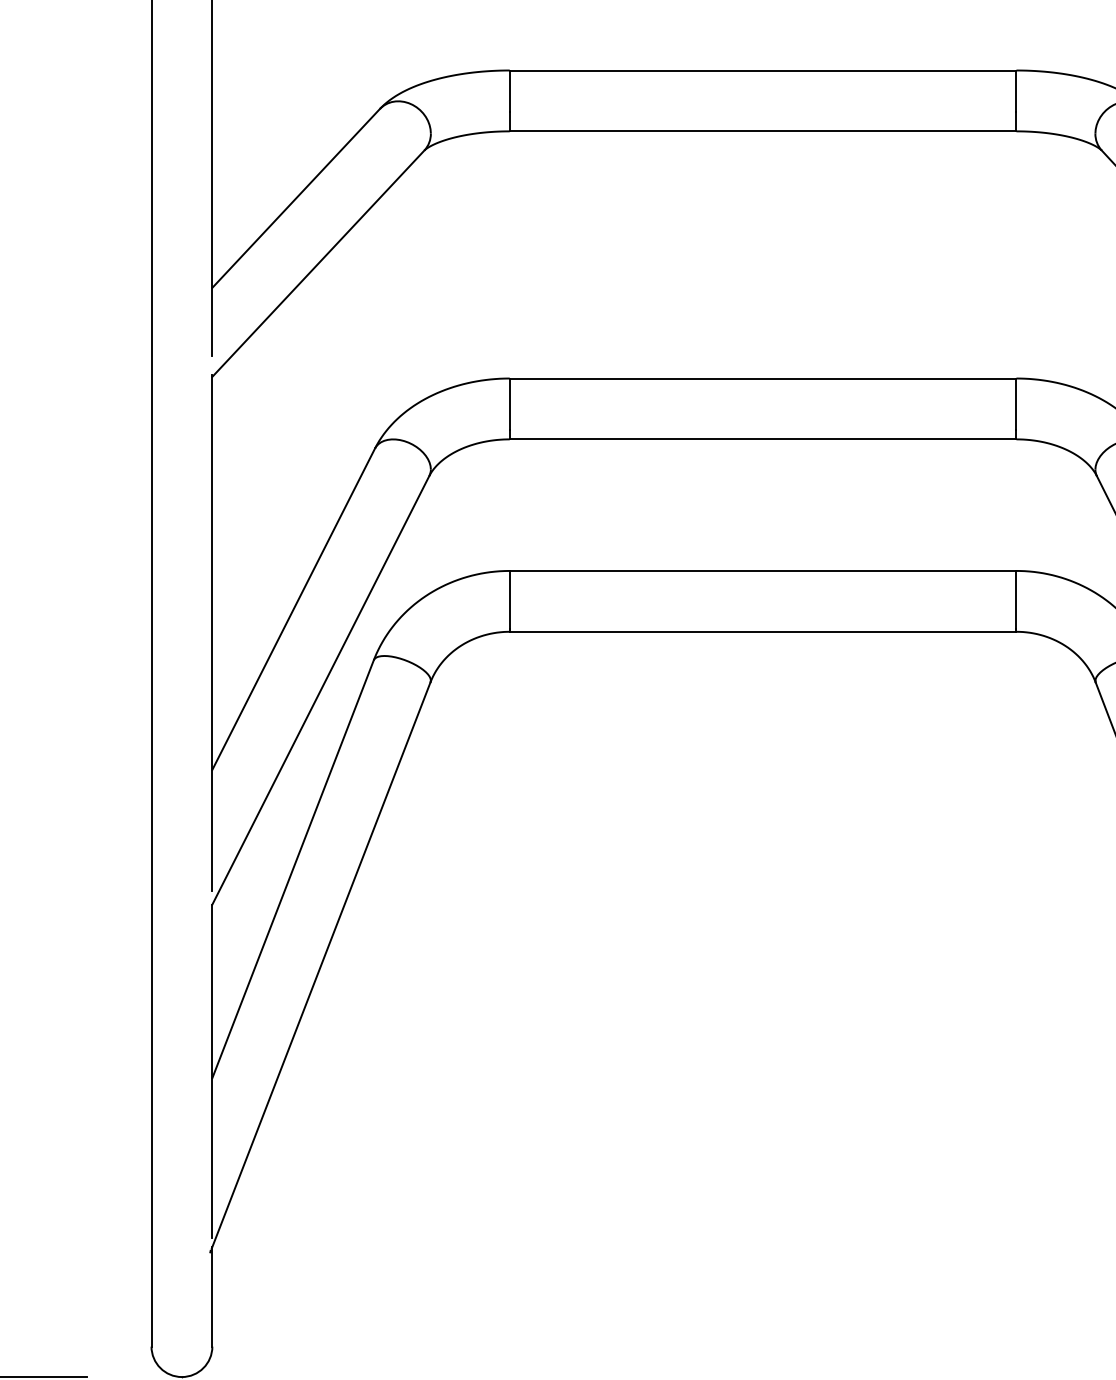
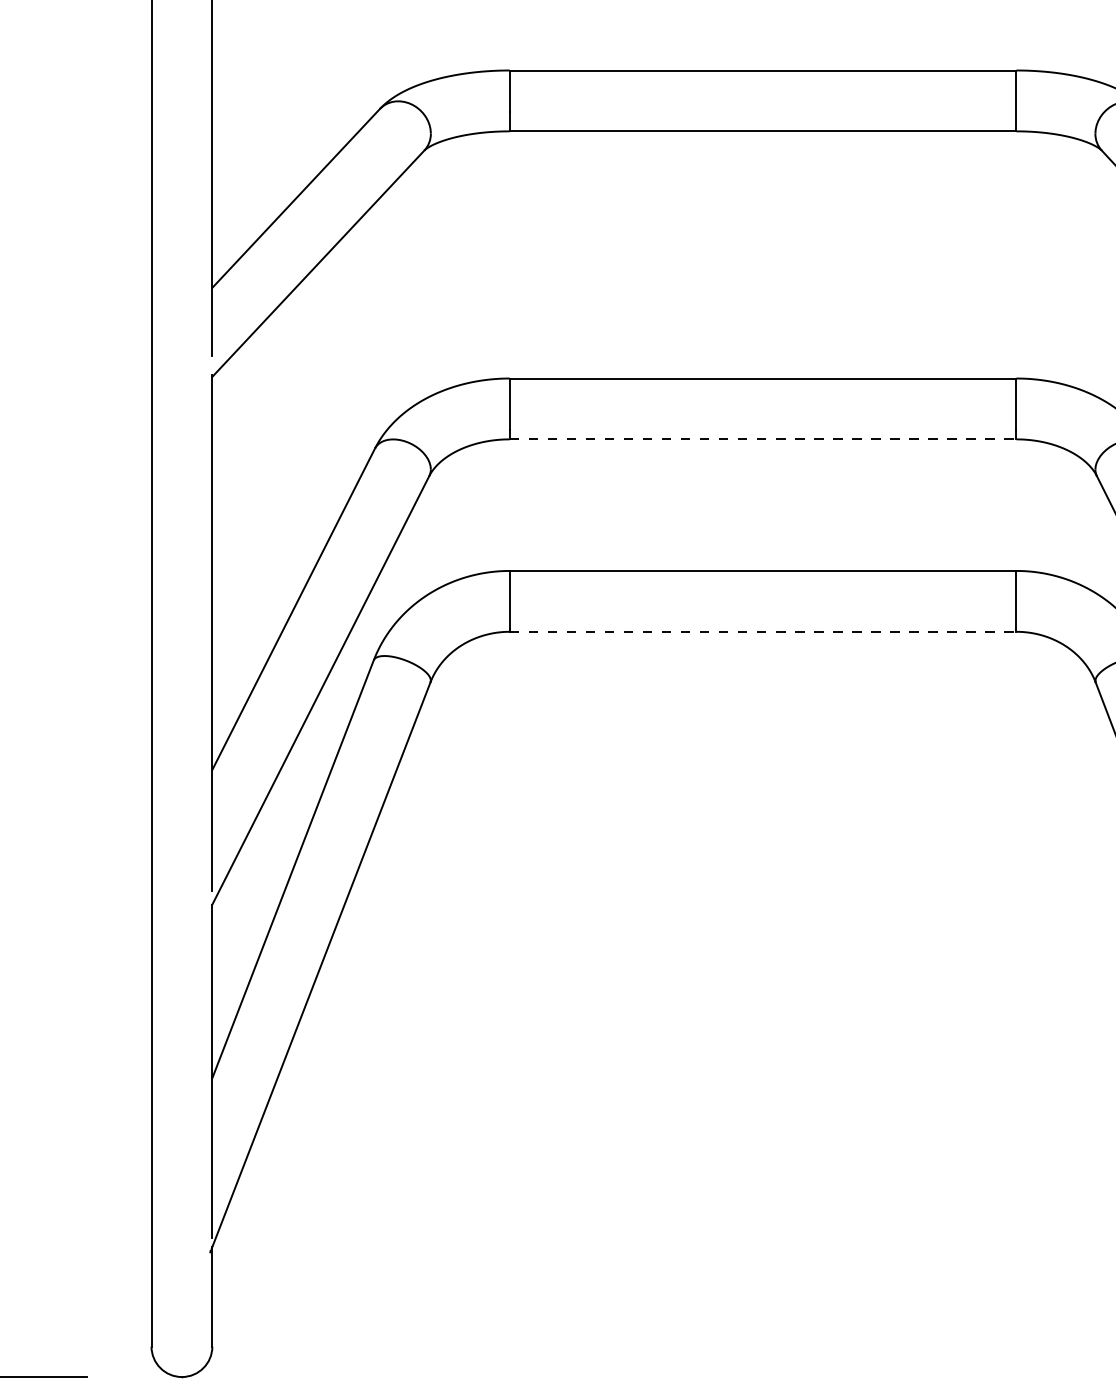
line: solid -> dashed (763, 439)
line: solid -> dashed (763, 631)
